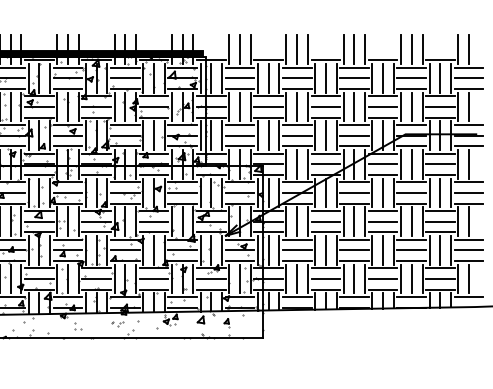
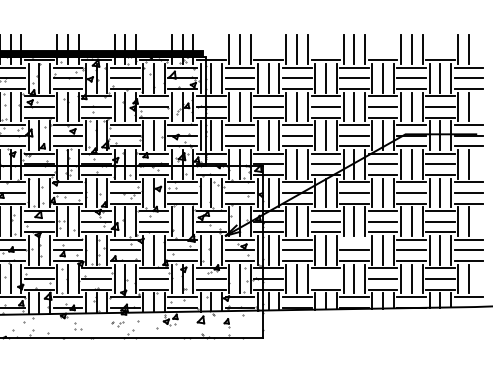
line: present -> none (354, 239)
line: present -> none (325, 278)
